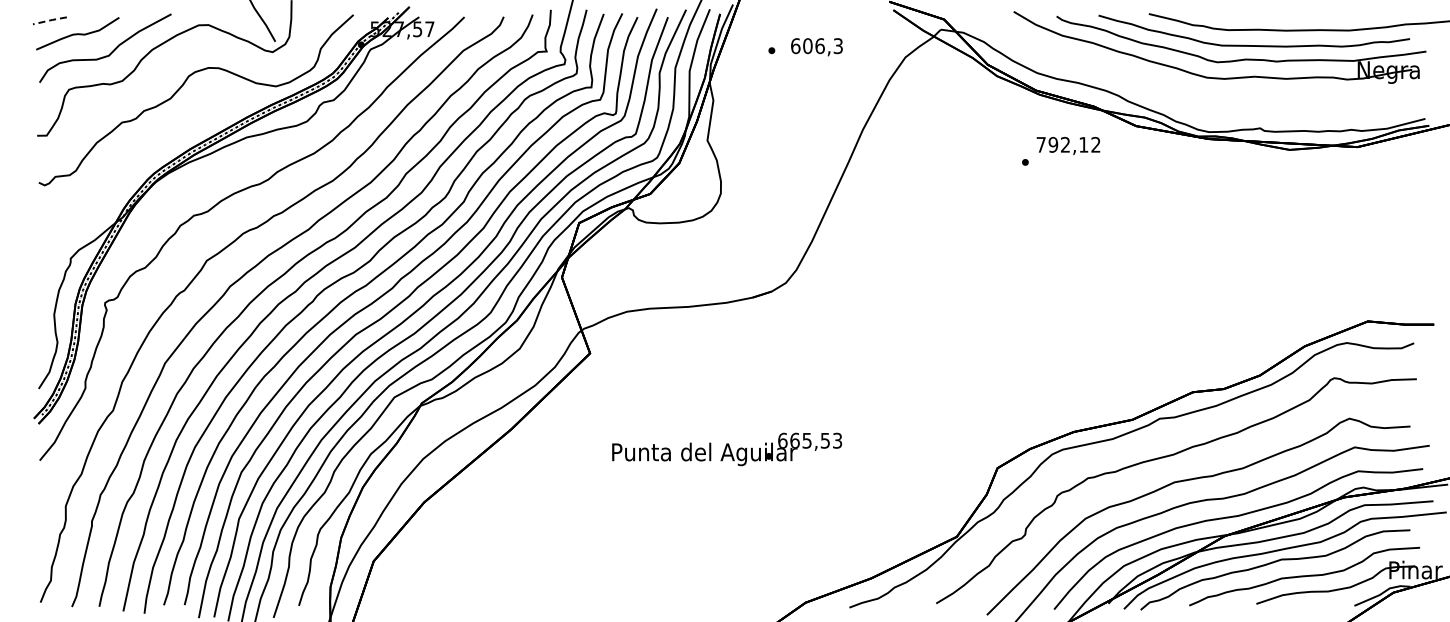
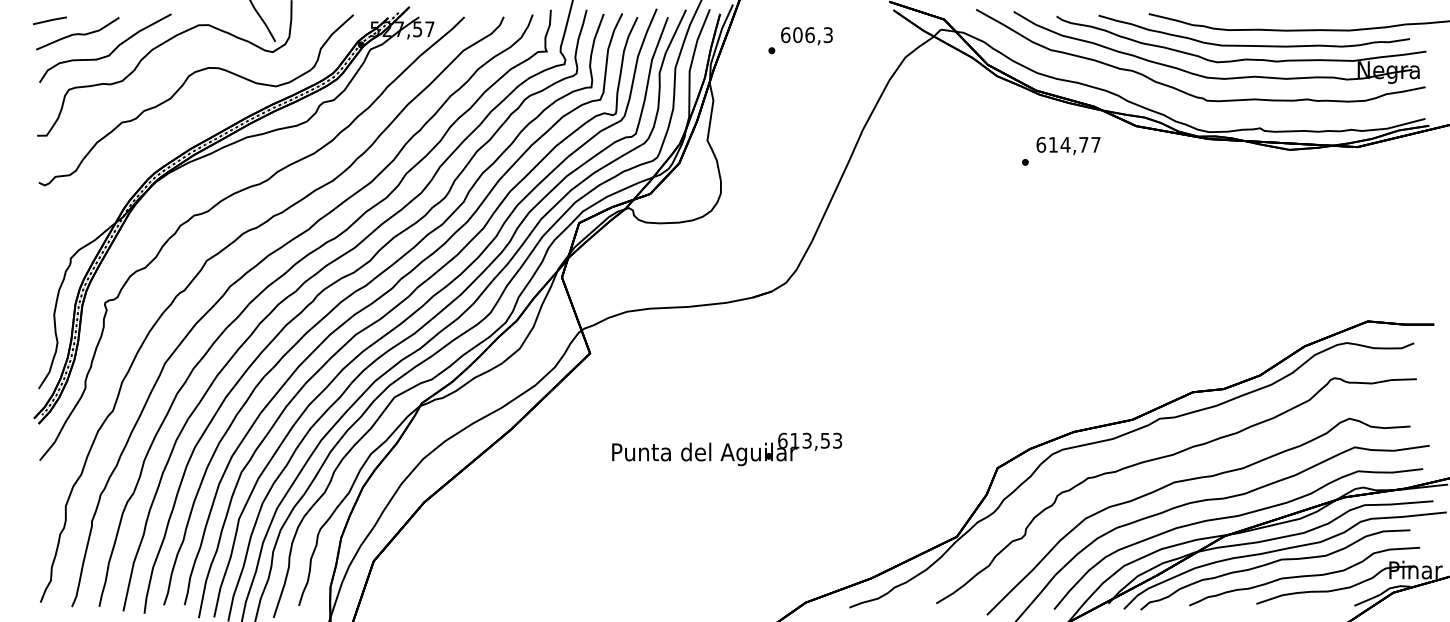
line: dashed -> solid (50, 20)
text position: (816, 47) -> (806, 36) (806, 36)
curve: none -> present (1187, 92)
text: 792,12 -> 614,77 (1068, 144)
text: 665,53 -> 613,53 (800, 440)
